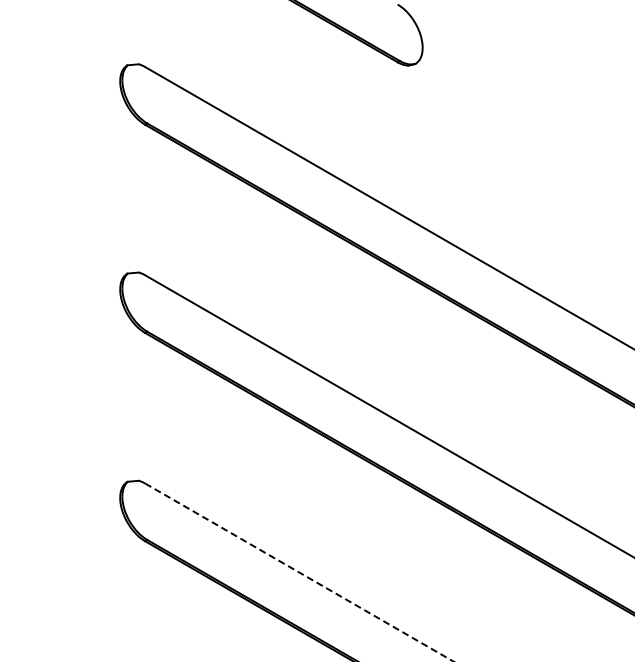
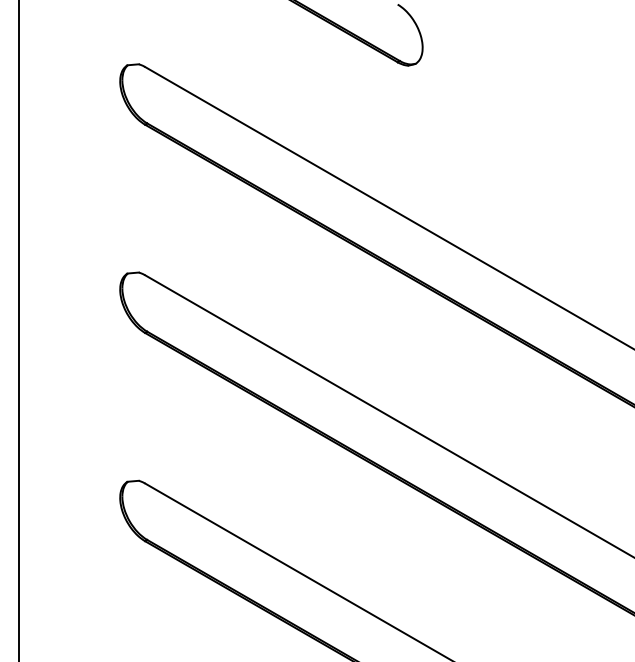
line: none -> present (18, 330)
line: dashed -> solid (300, 572)
